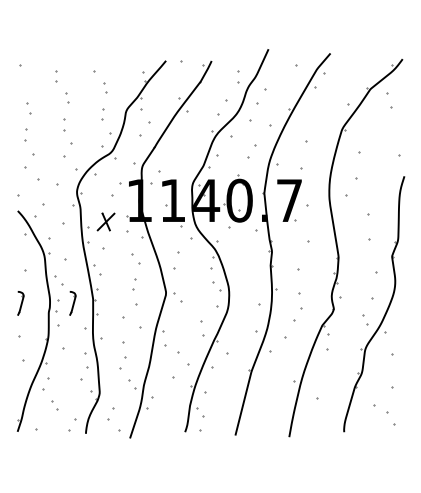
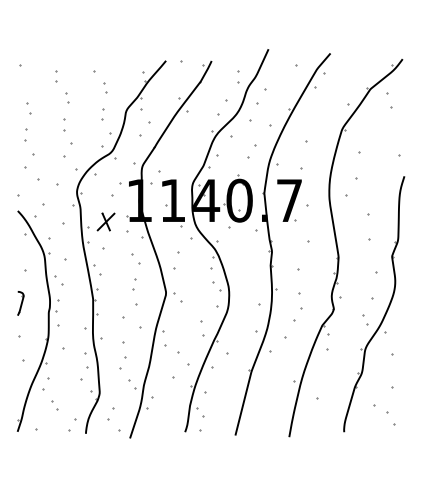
part: present -> none (72, 303)
